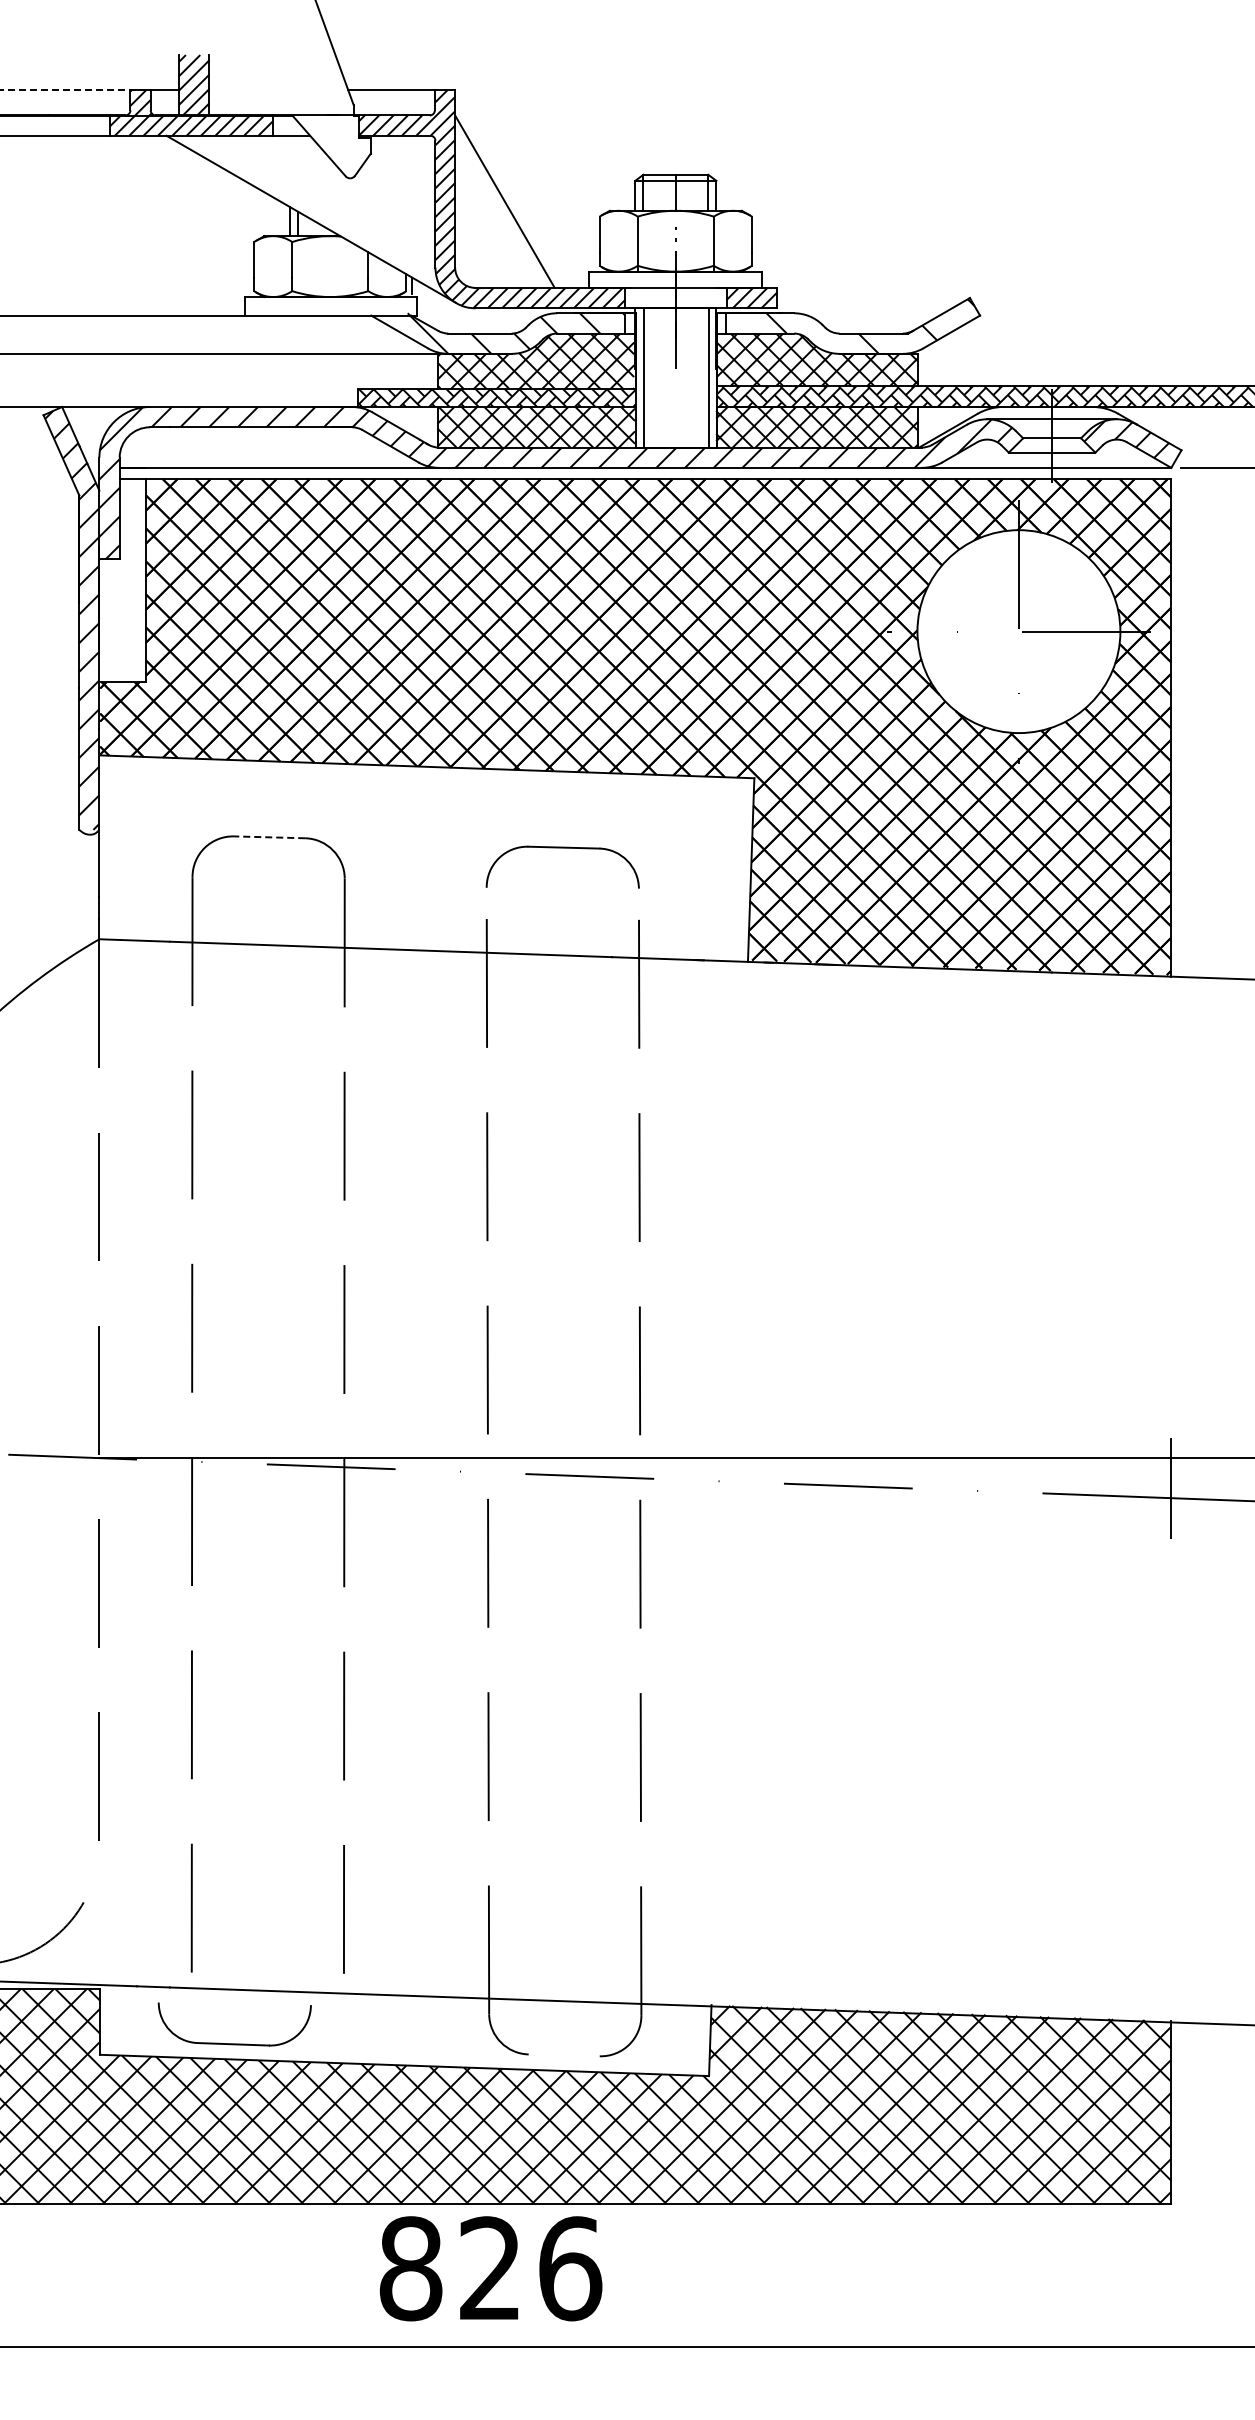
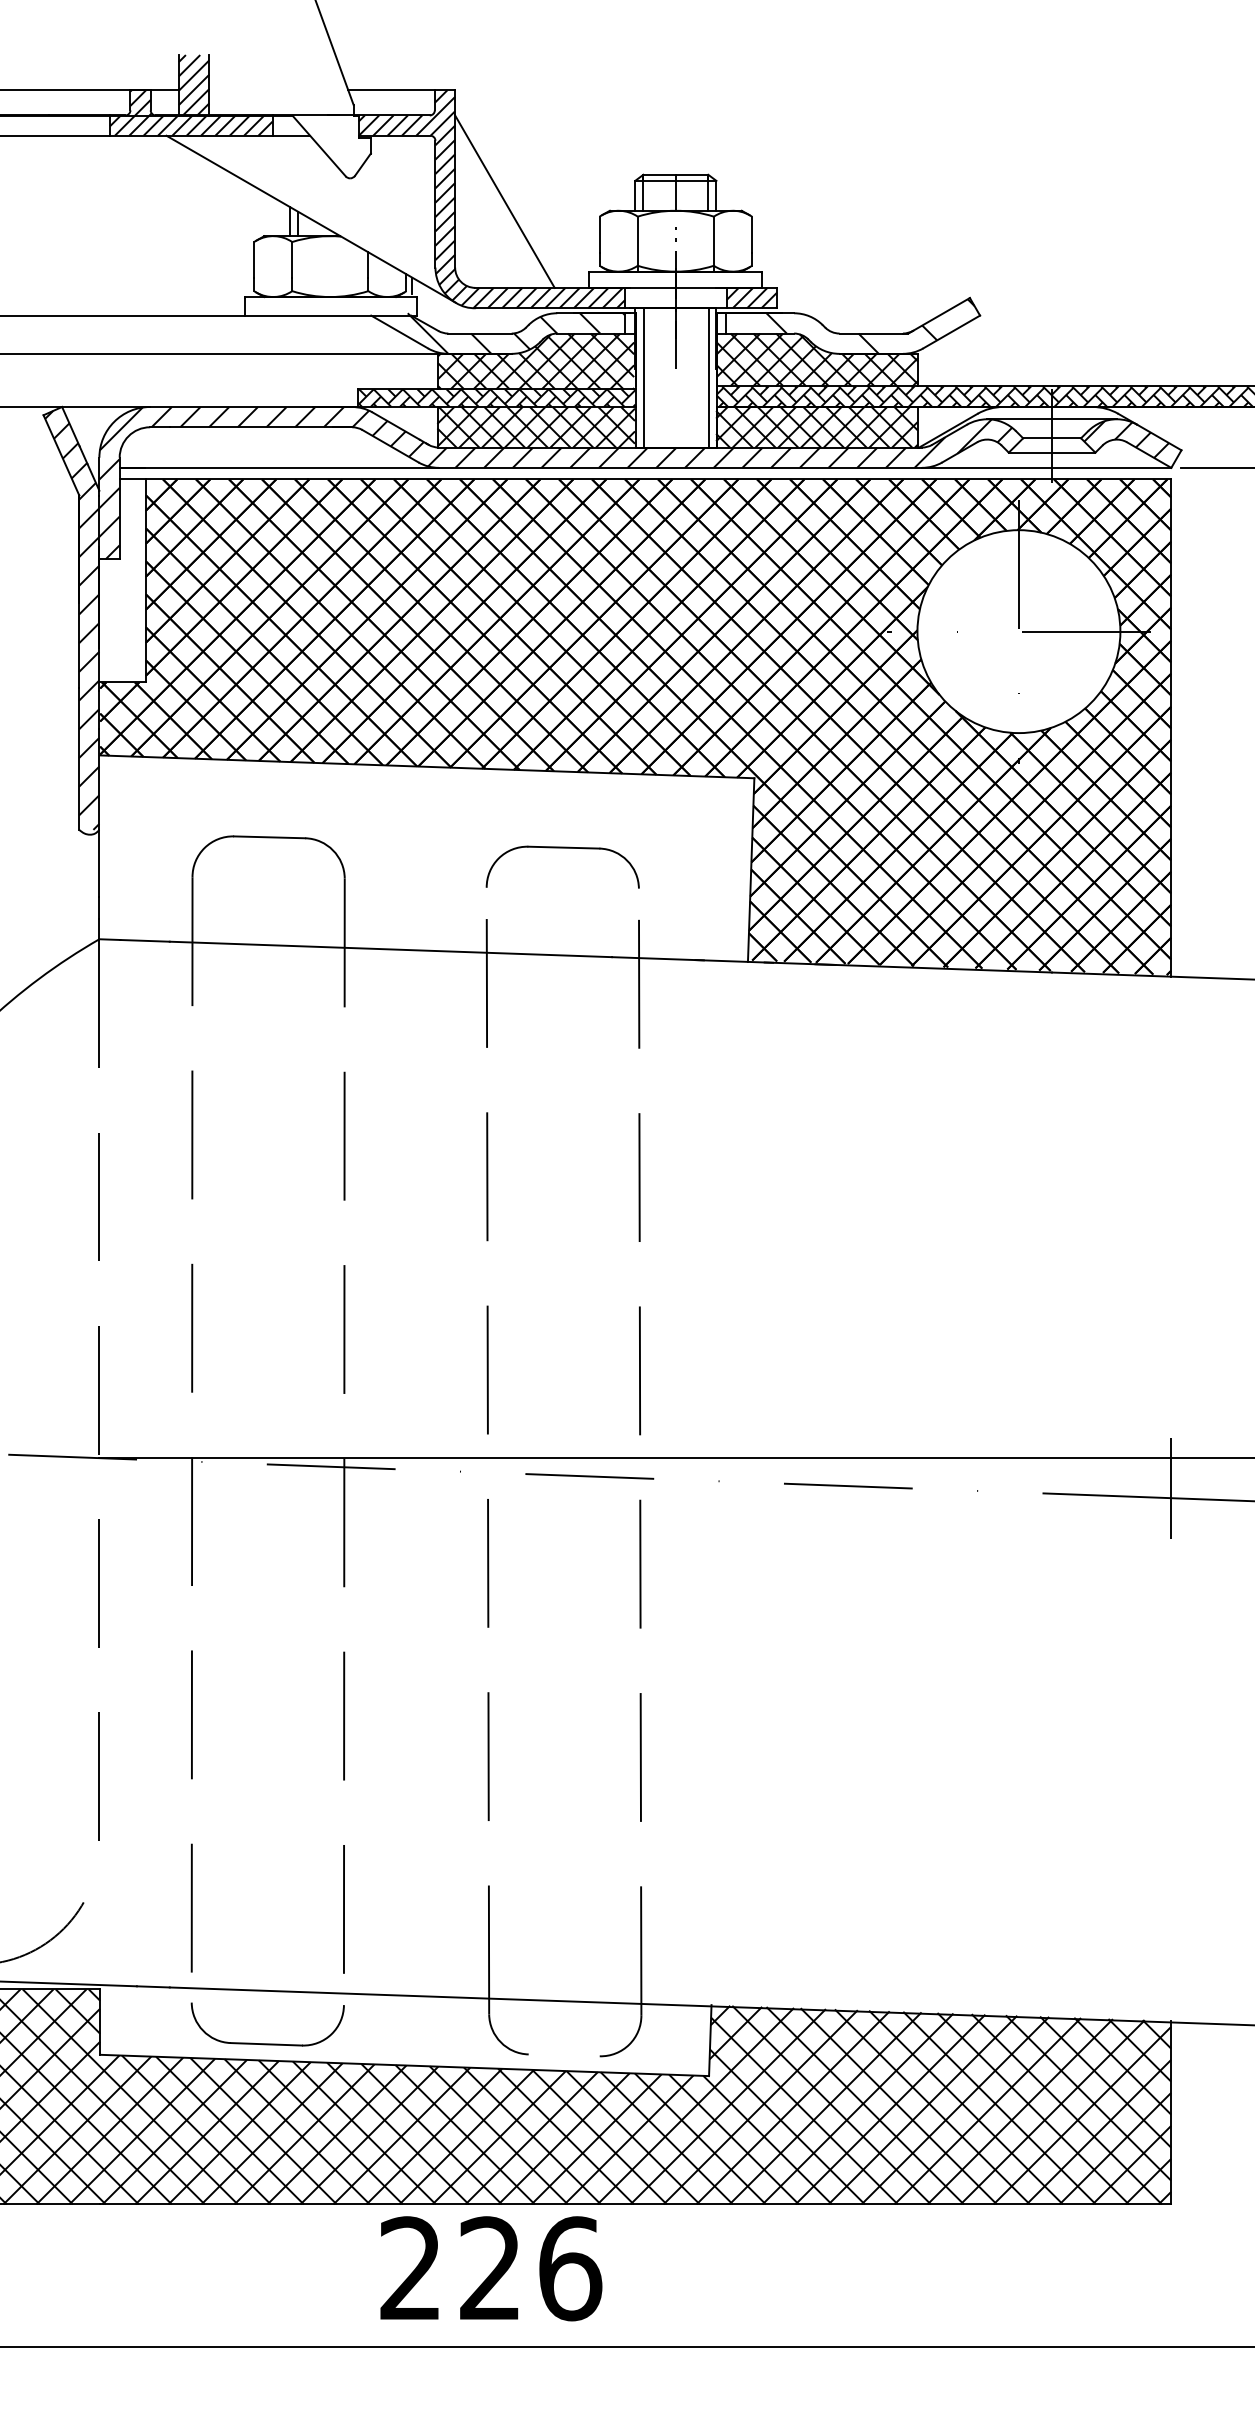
line: dashed -> solid (75, 90)
line: dashed -> solid (269, 837)
part position: (234, 2043) -> (267, 2043) (267, 2043)
text: 826 -> 226 (410, 2268)
